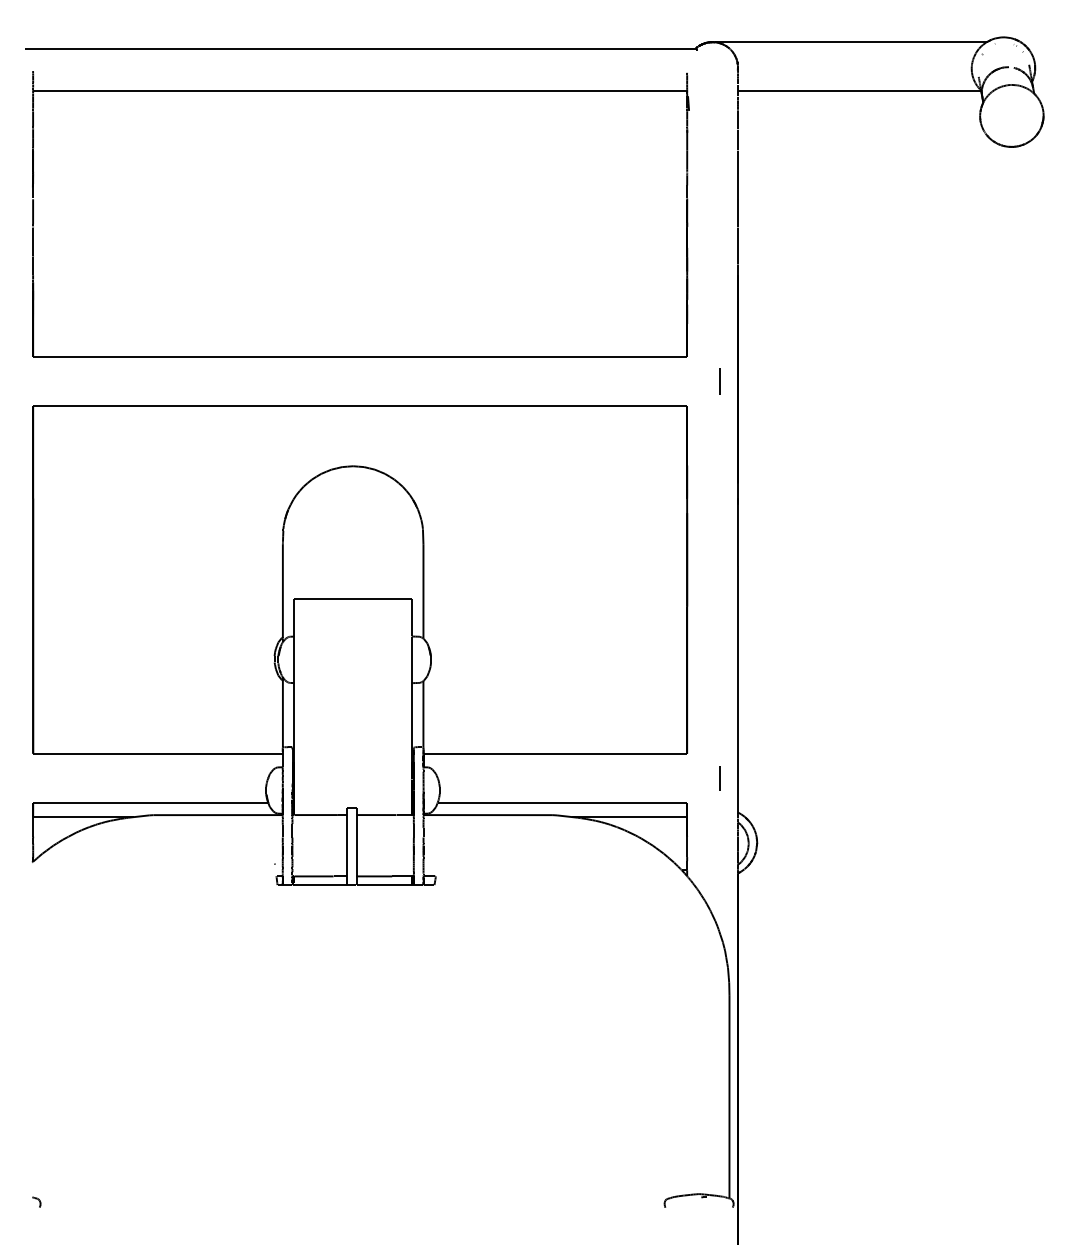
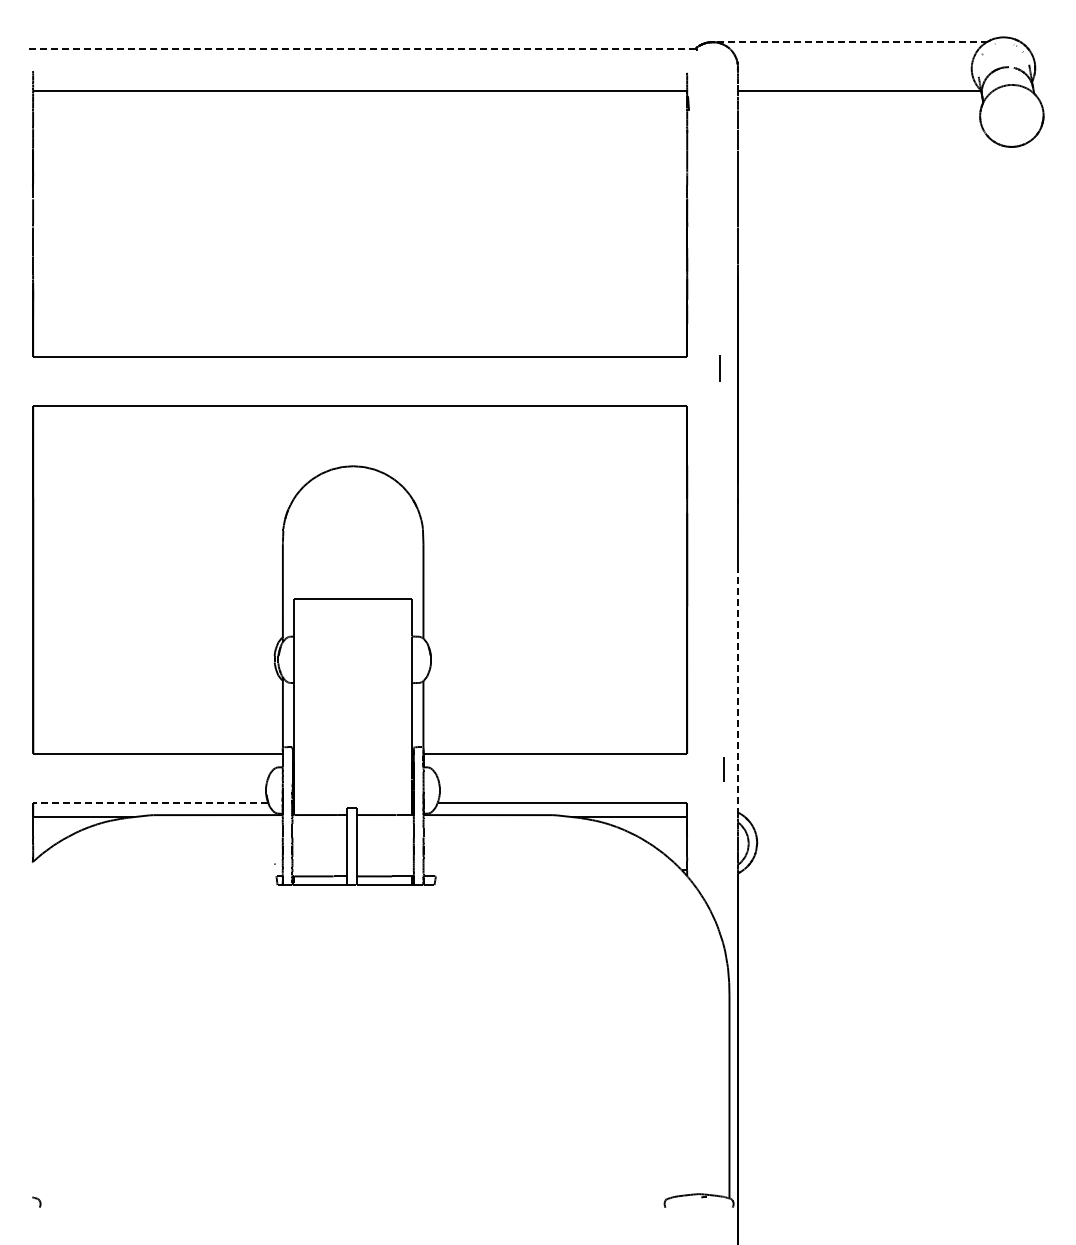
line: solid -> dashed (851, 41)
line: solid -> dashed (359, 48)
line position: (719, 381) -> (719, 368) (719, 368)
line: solid -> dashed (737, 689)
line position: (719, 778) -> (723, 769) (723, 769)
line: solid -> dashed (150, 803)
